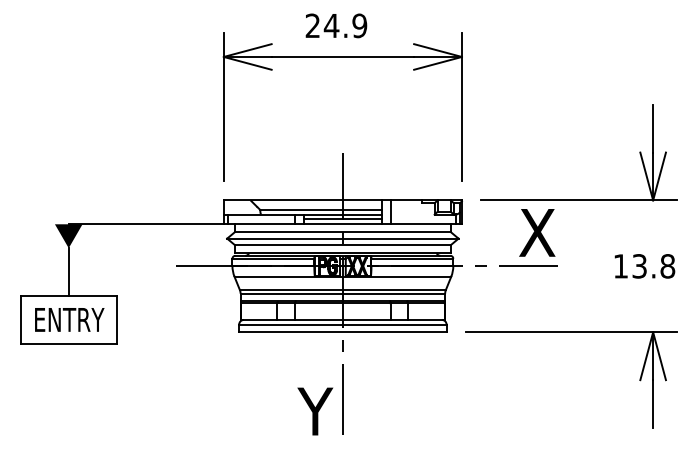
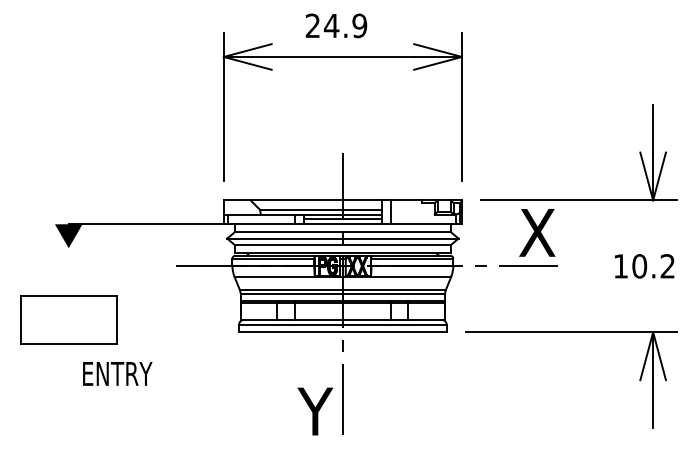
text: 13.8 -> 10.2 (653, 266)
line: present -> none (68, 272)
text position: (69, 319) -> (117, 373) (117, 373)
